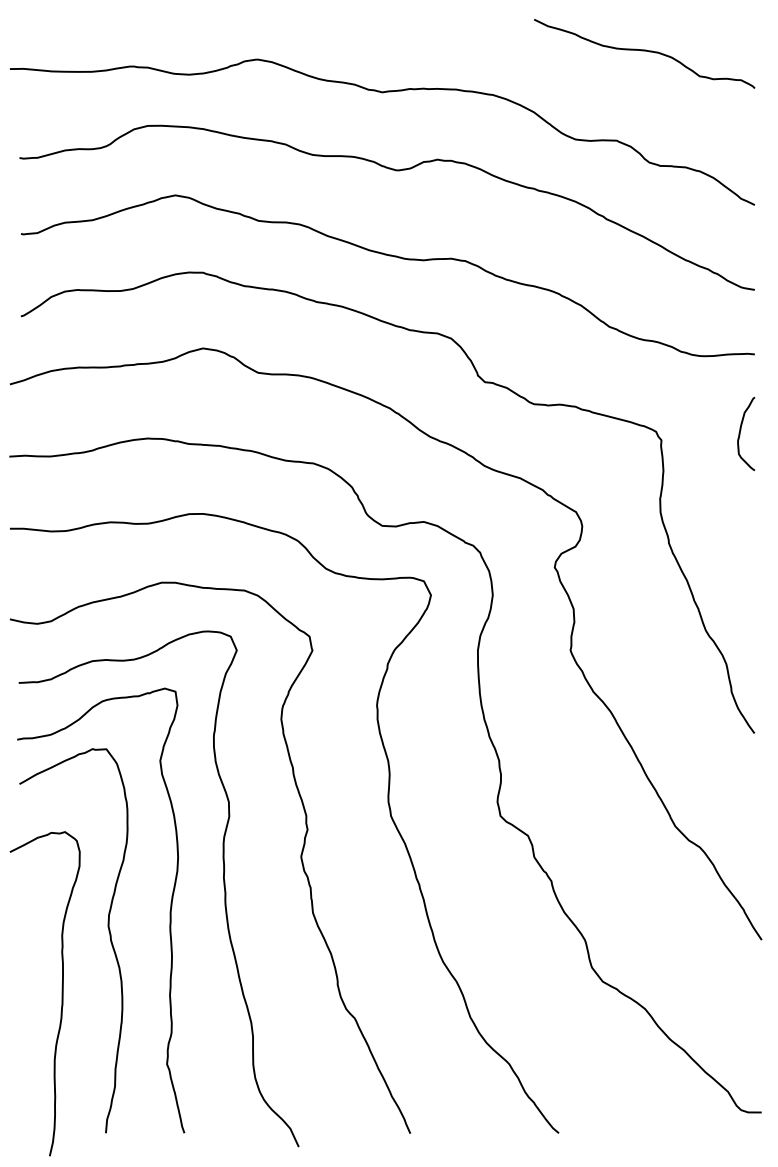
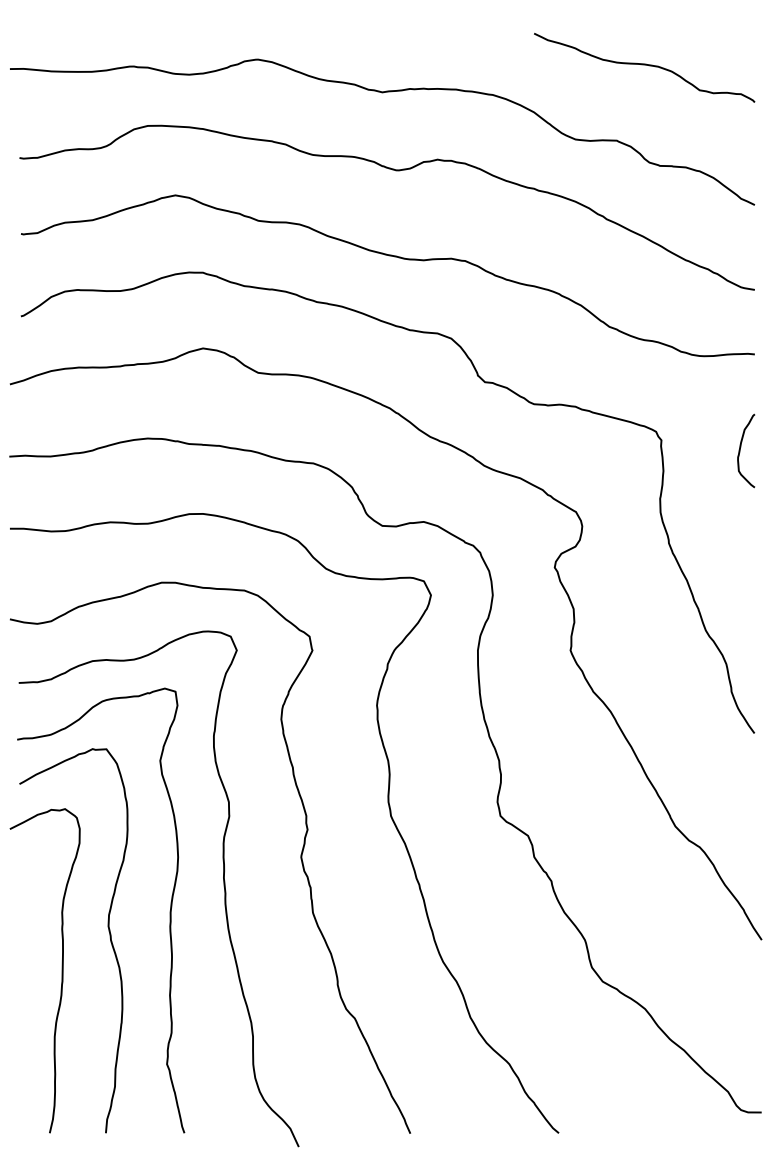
curve position: (644, 51) -> (644, 65) (644, 65)
curve position: (741, 430) -> (741, 447) (741, 447)
curve position: (61, 993) -> (61, 970) (61, 970)
